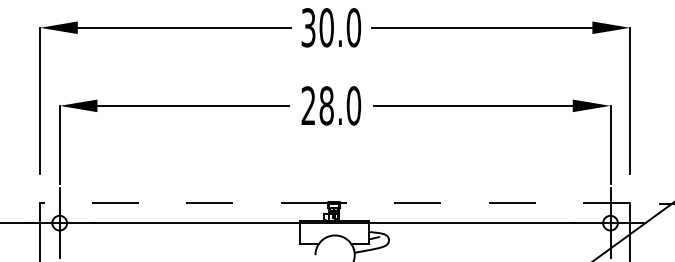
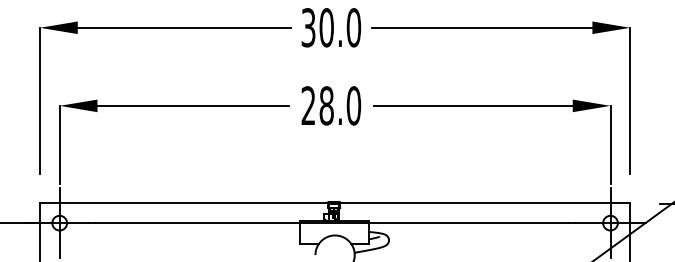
line: dashed -> solid (183, 203)
line: dashed -> solid (485, 203)
